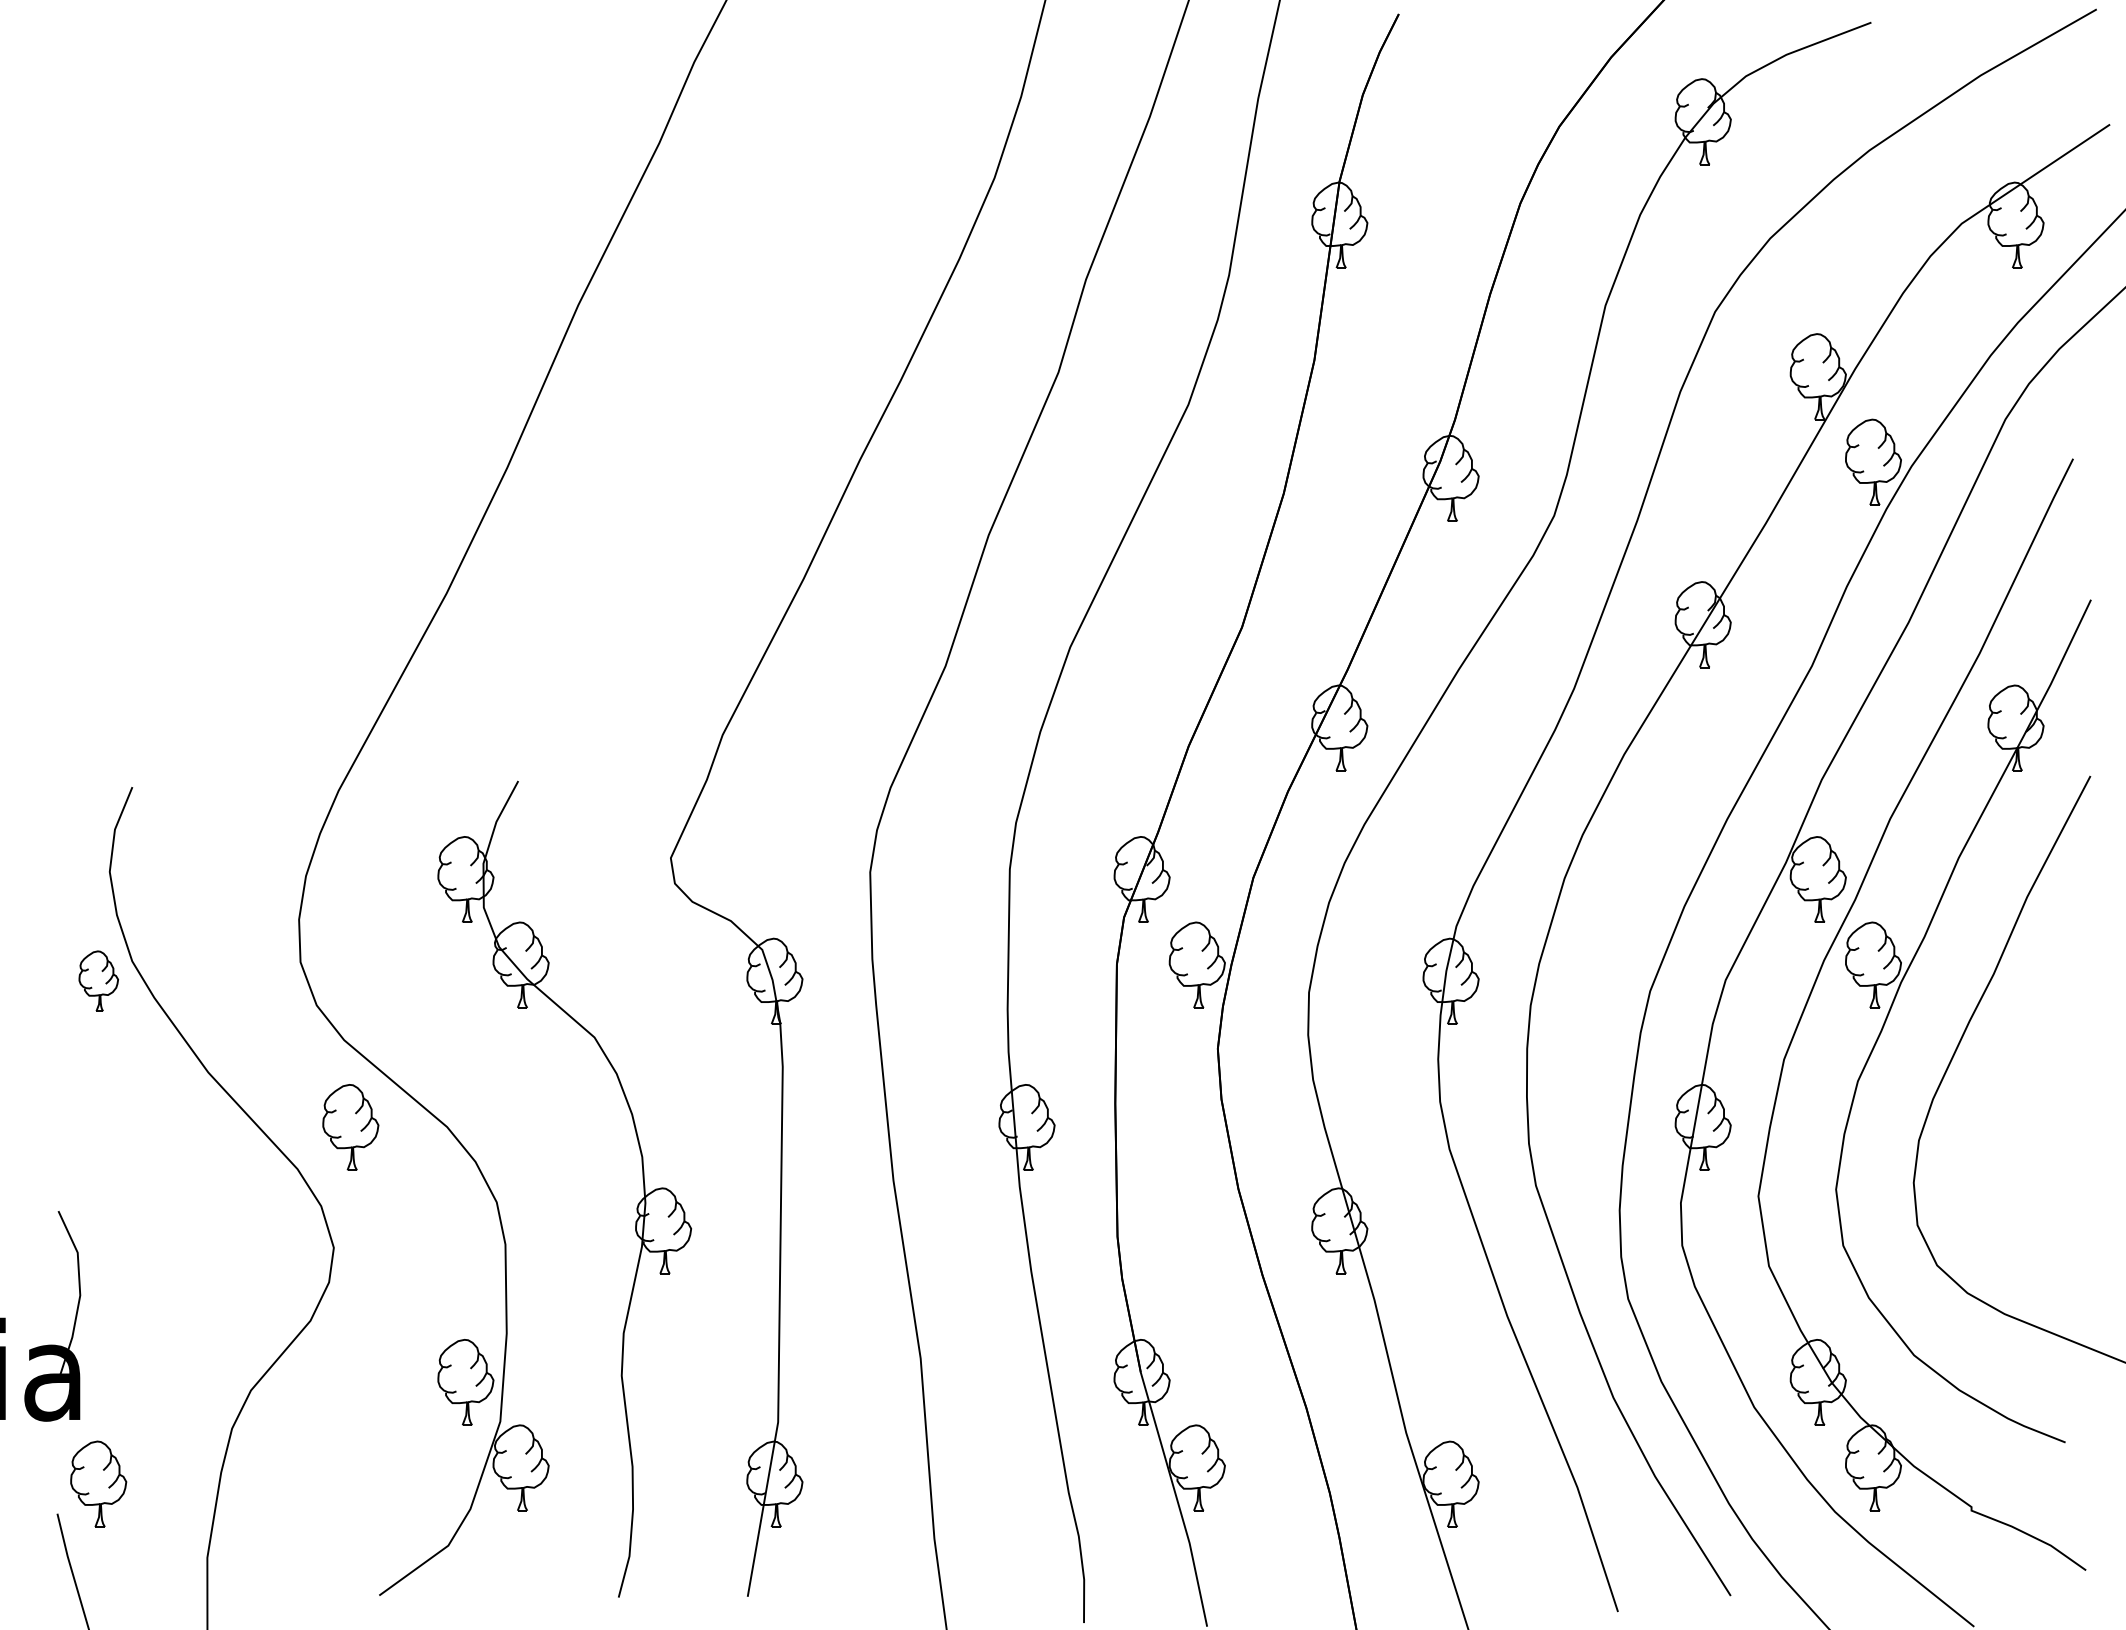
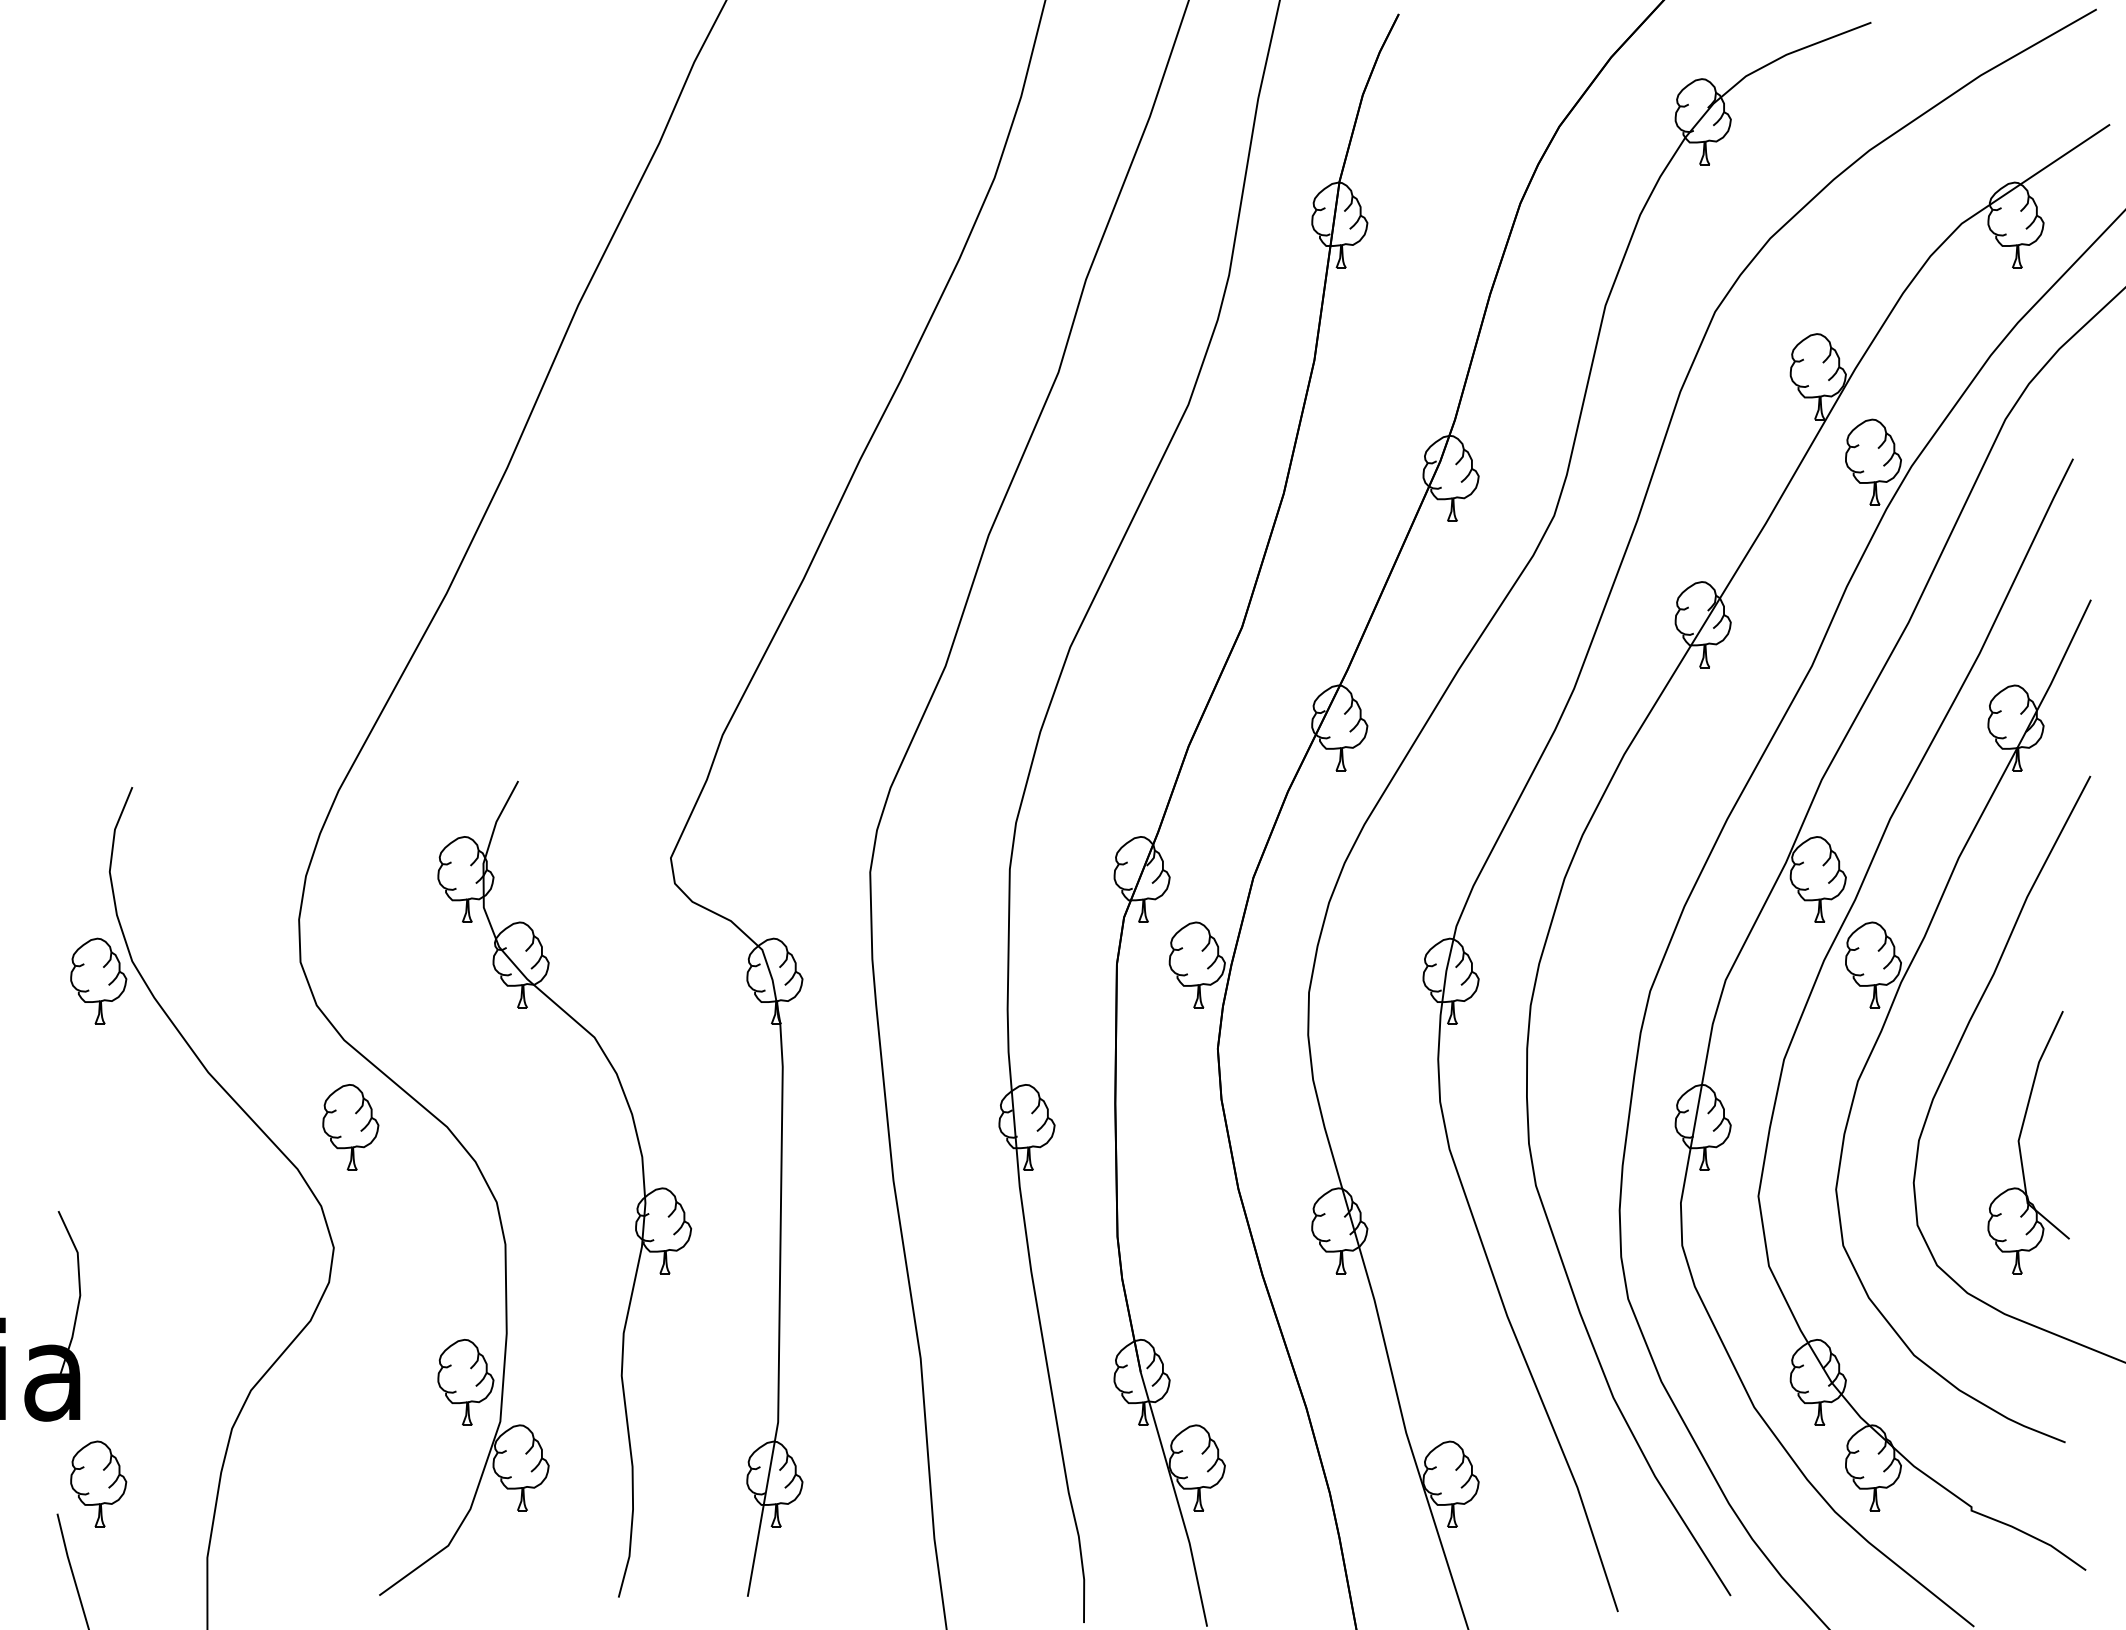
part size: 41x62 px -> 58x88 px (98, 980)
part: none -> present (2020, 1145)
